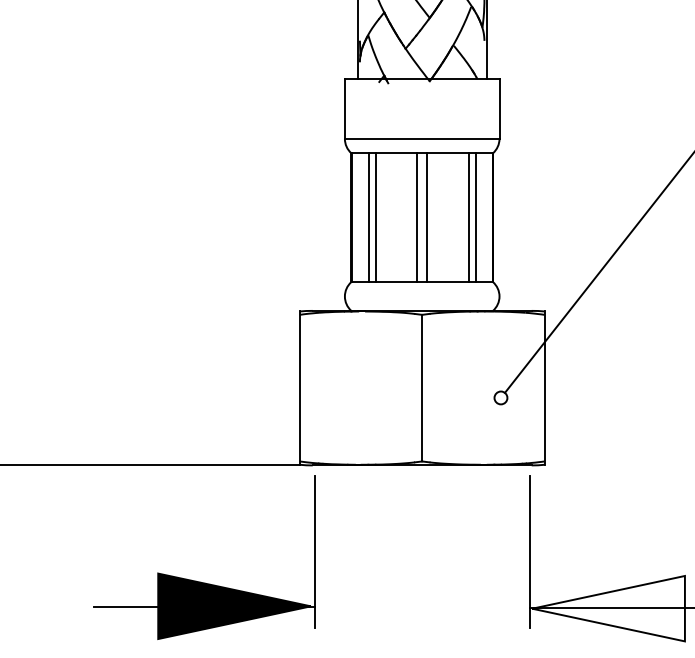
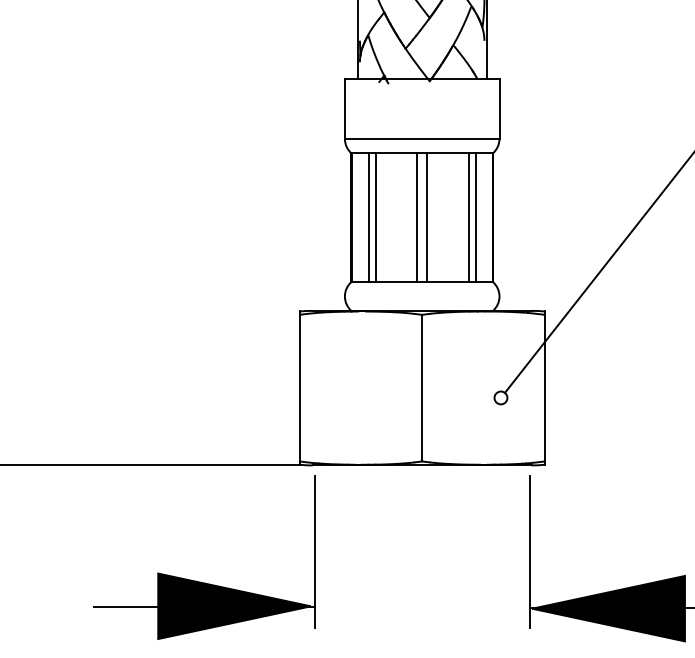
fill: none -> present (608, 608)
